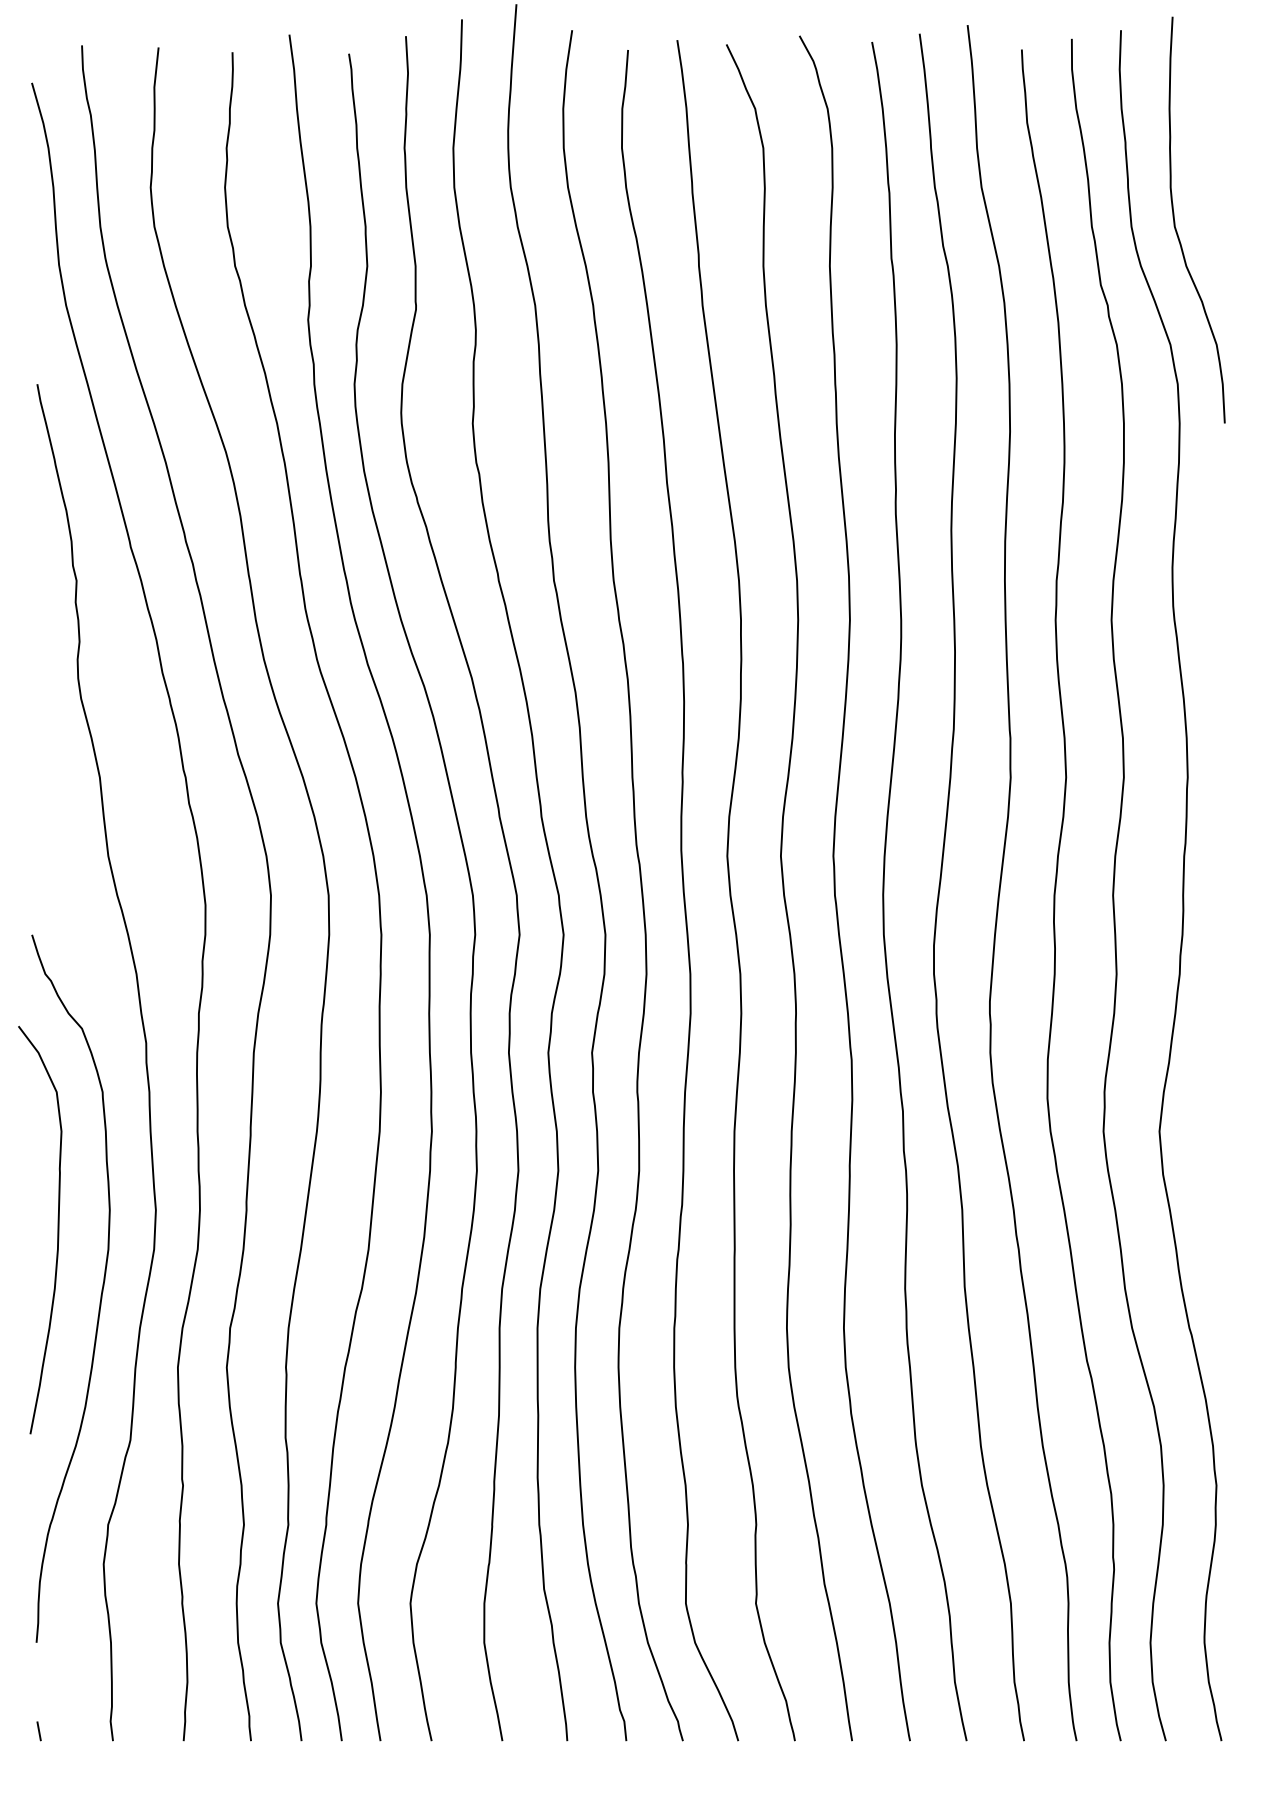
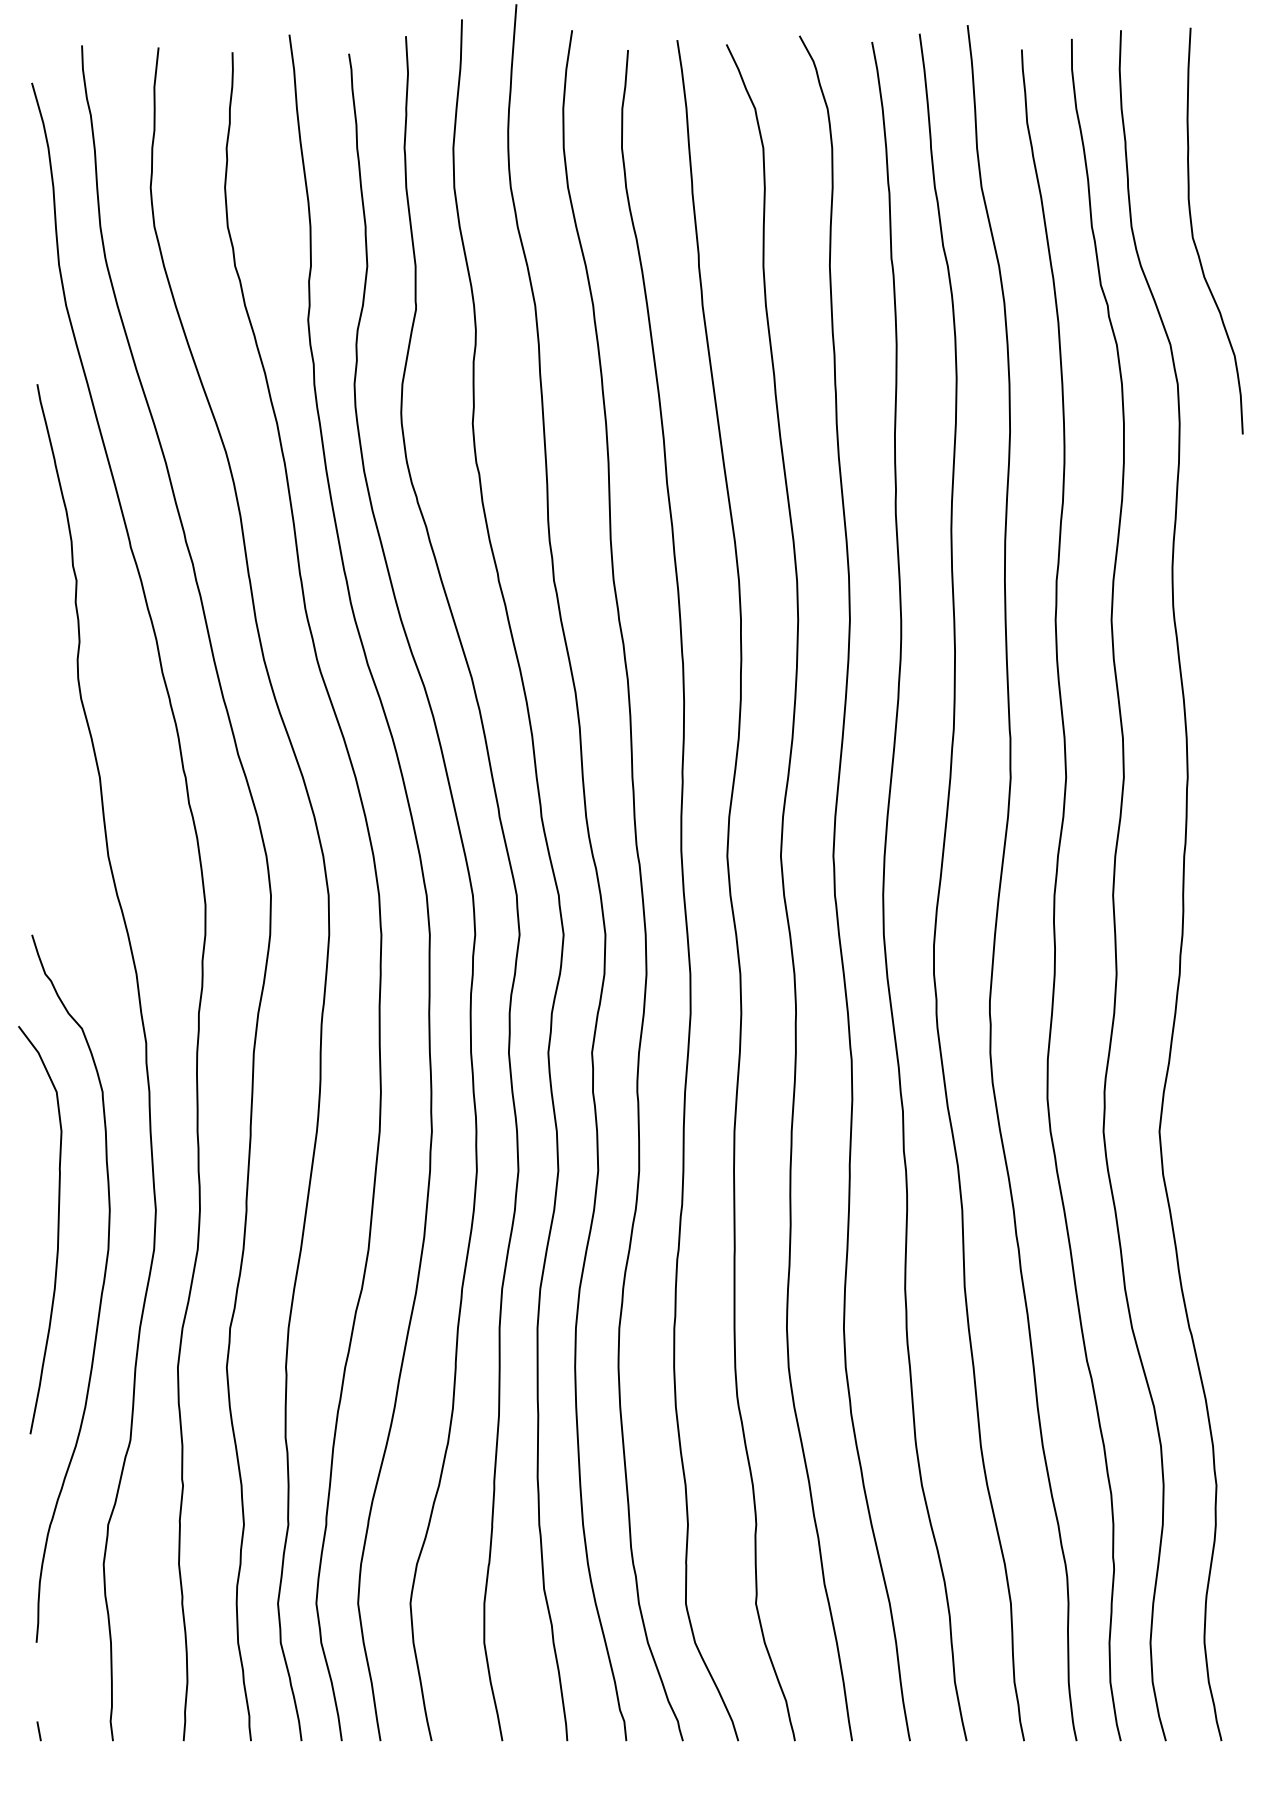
curve position: (1175, 221) -> (1193, 232) (1193, 232)
